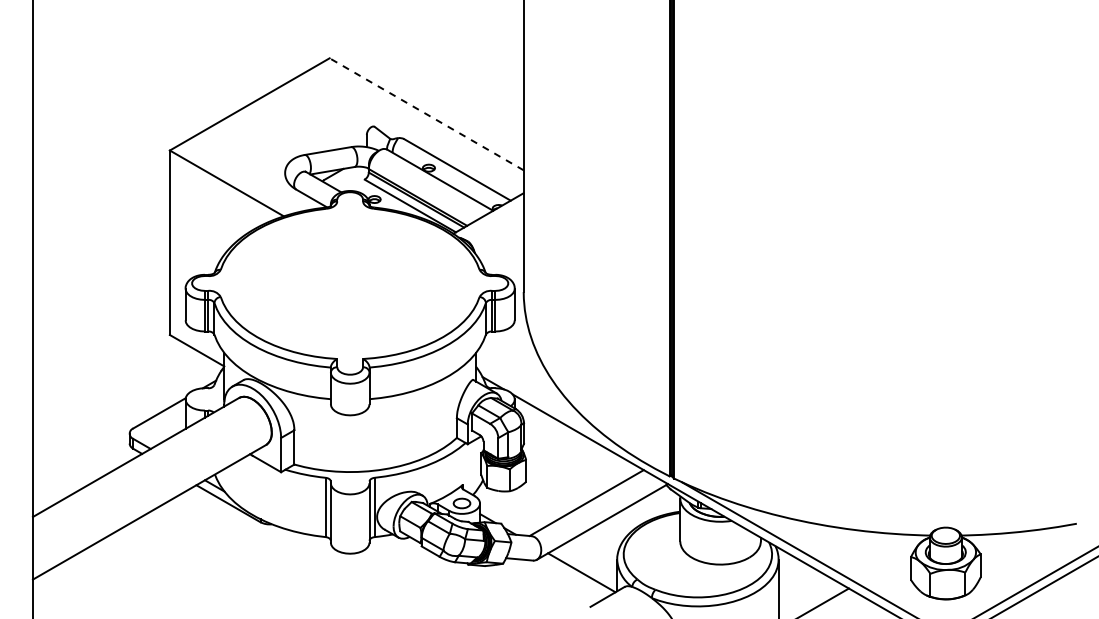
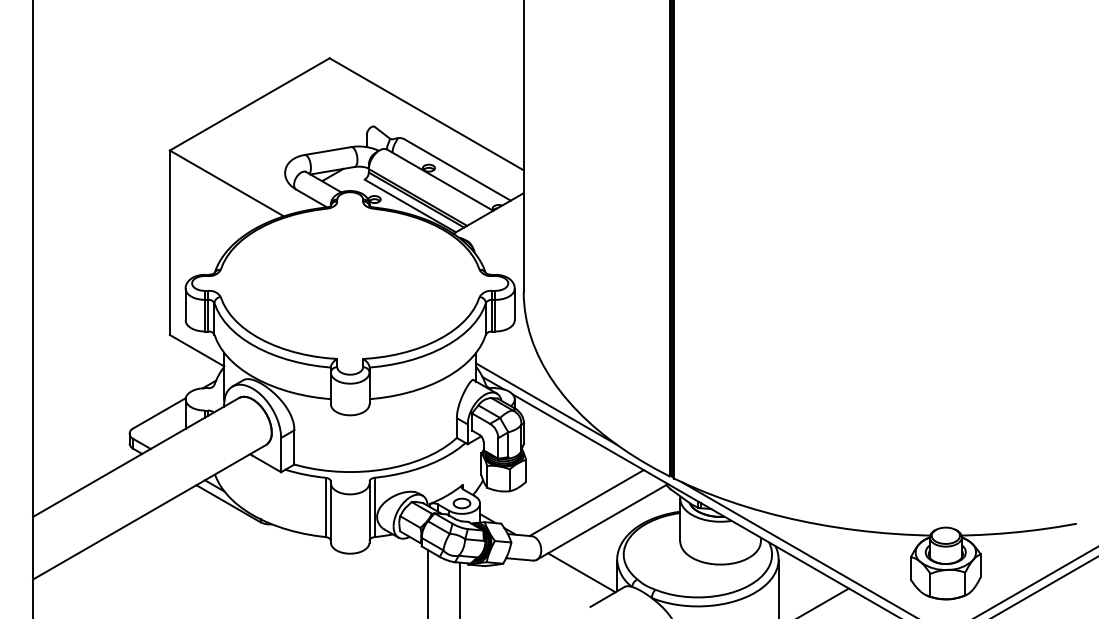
line: dashed -> solid (426, 114)
line: none -> present (546, 403)
line: none -> present (427, 582)
line: none -> present (459, 588)
